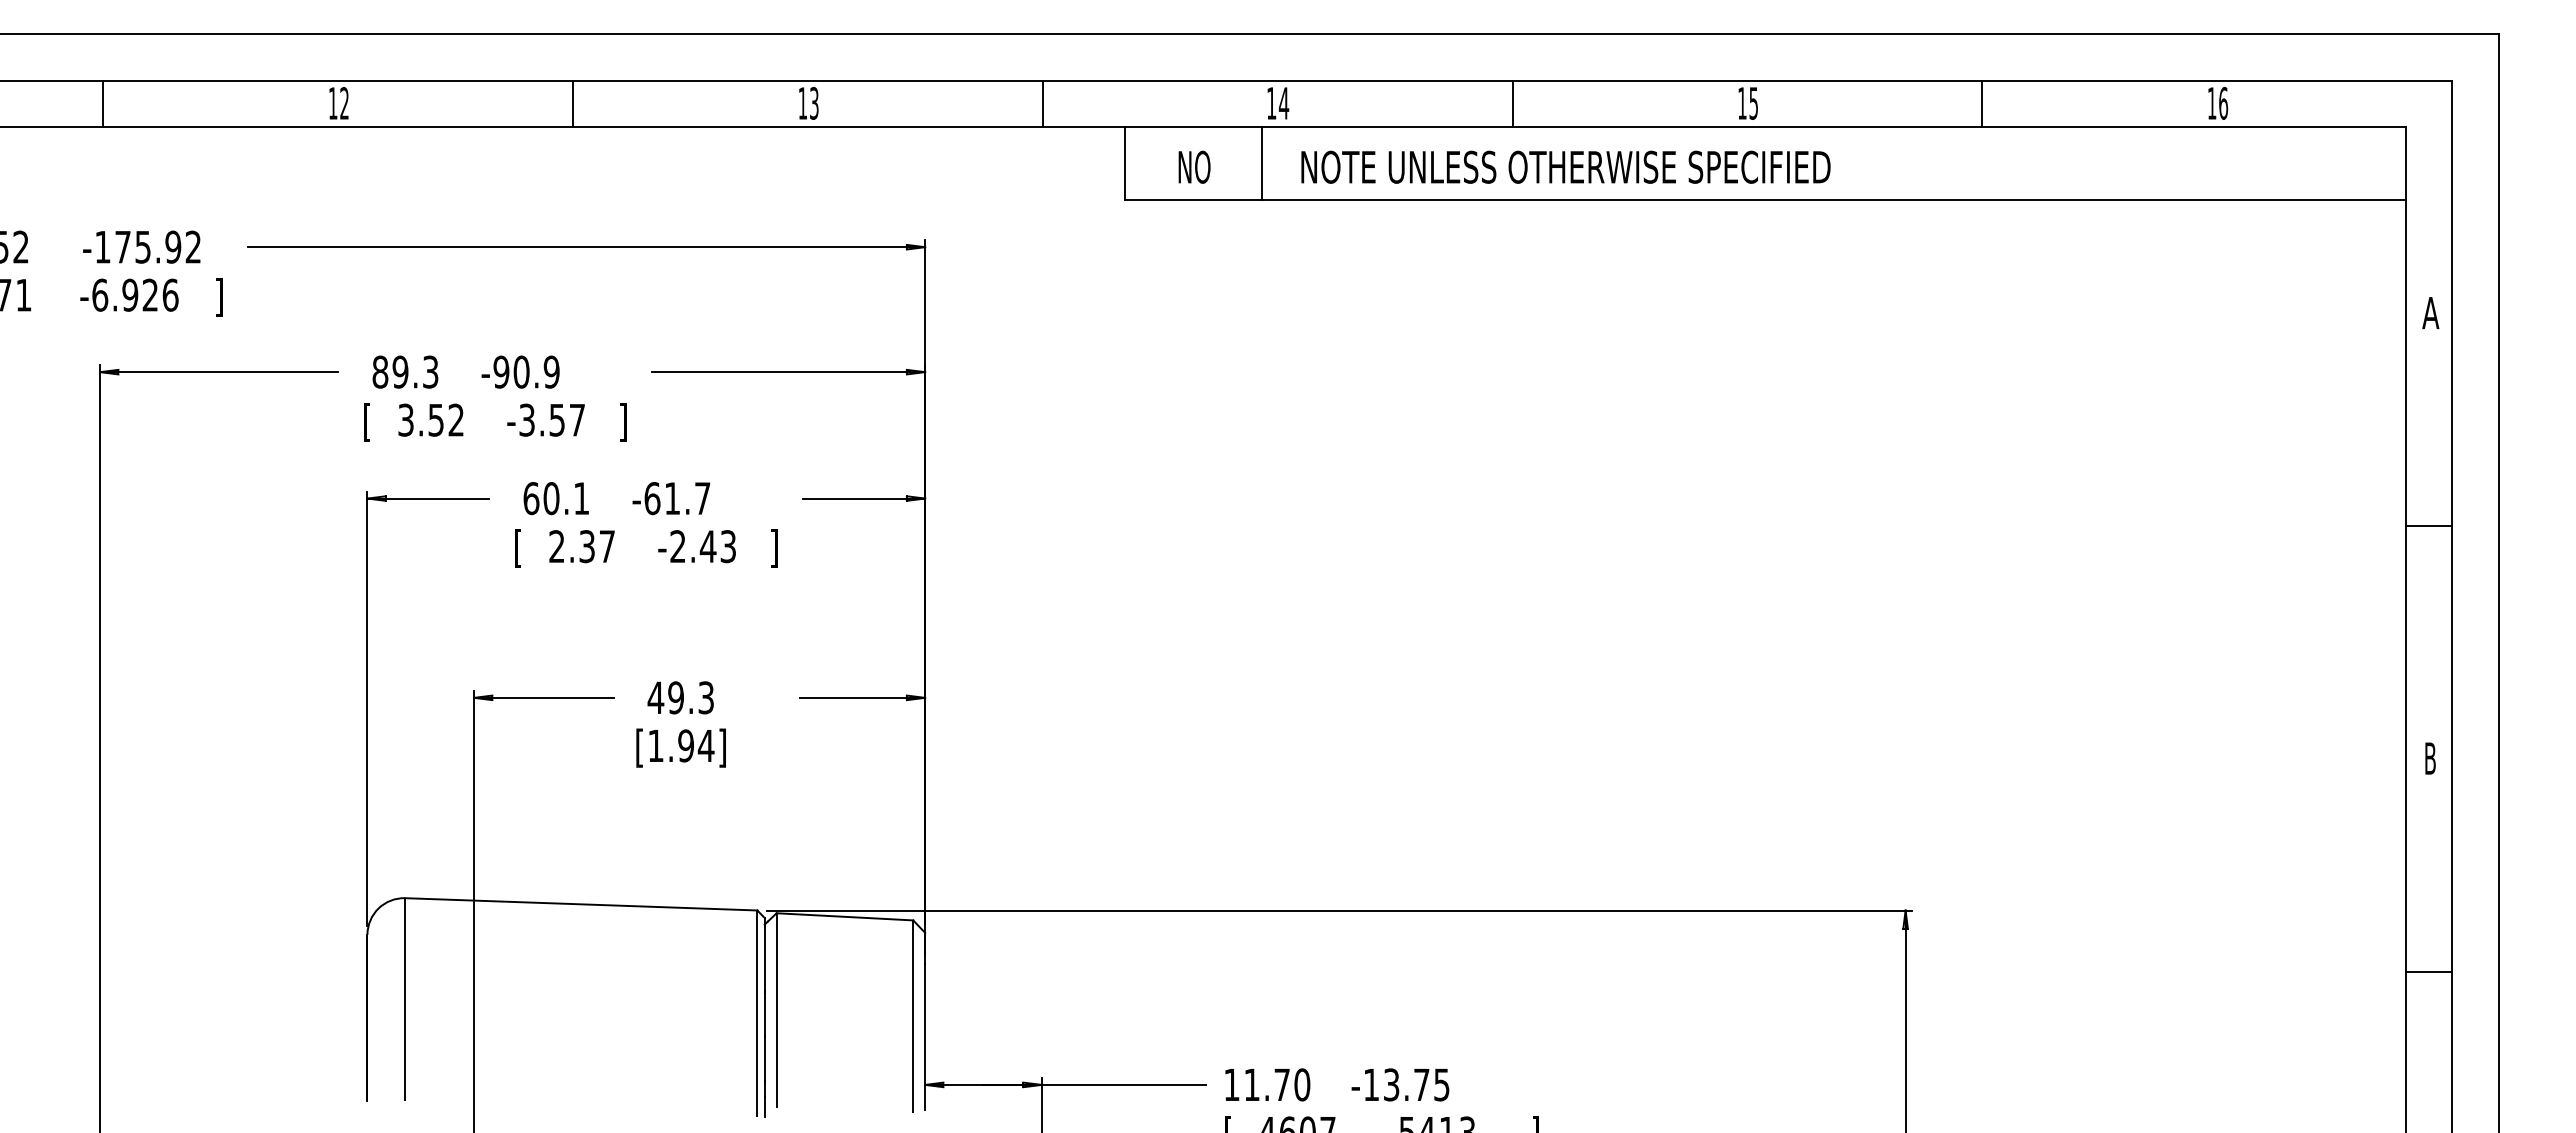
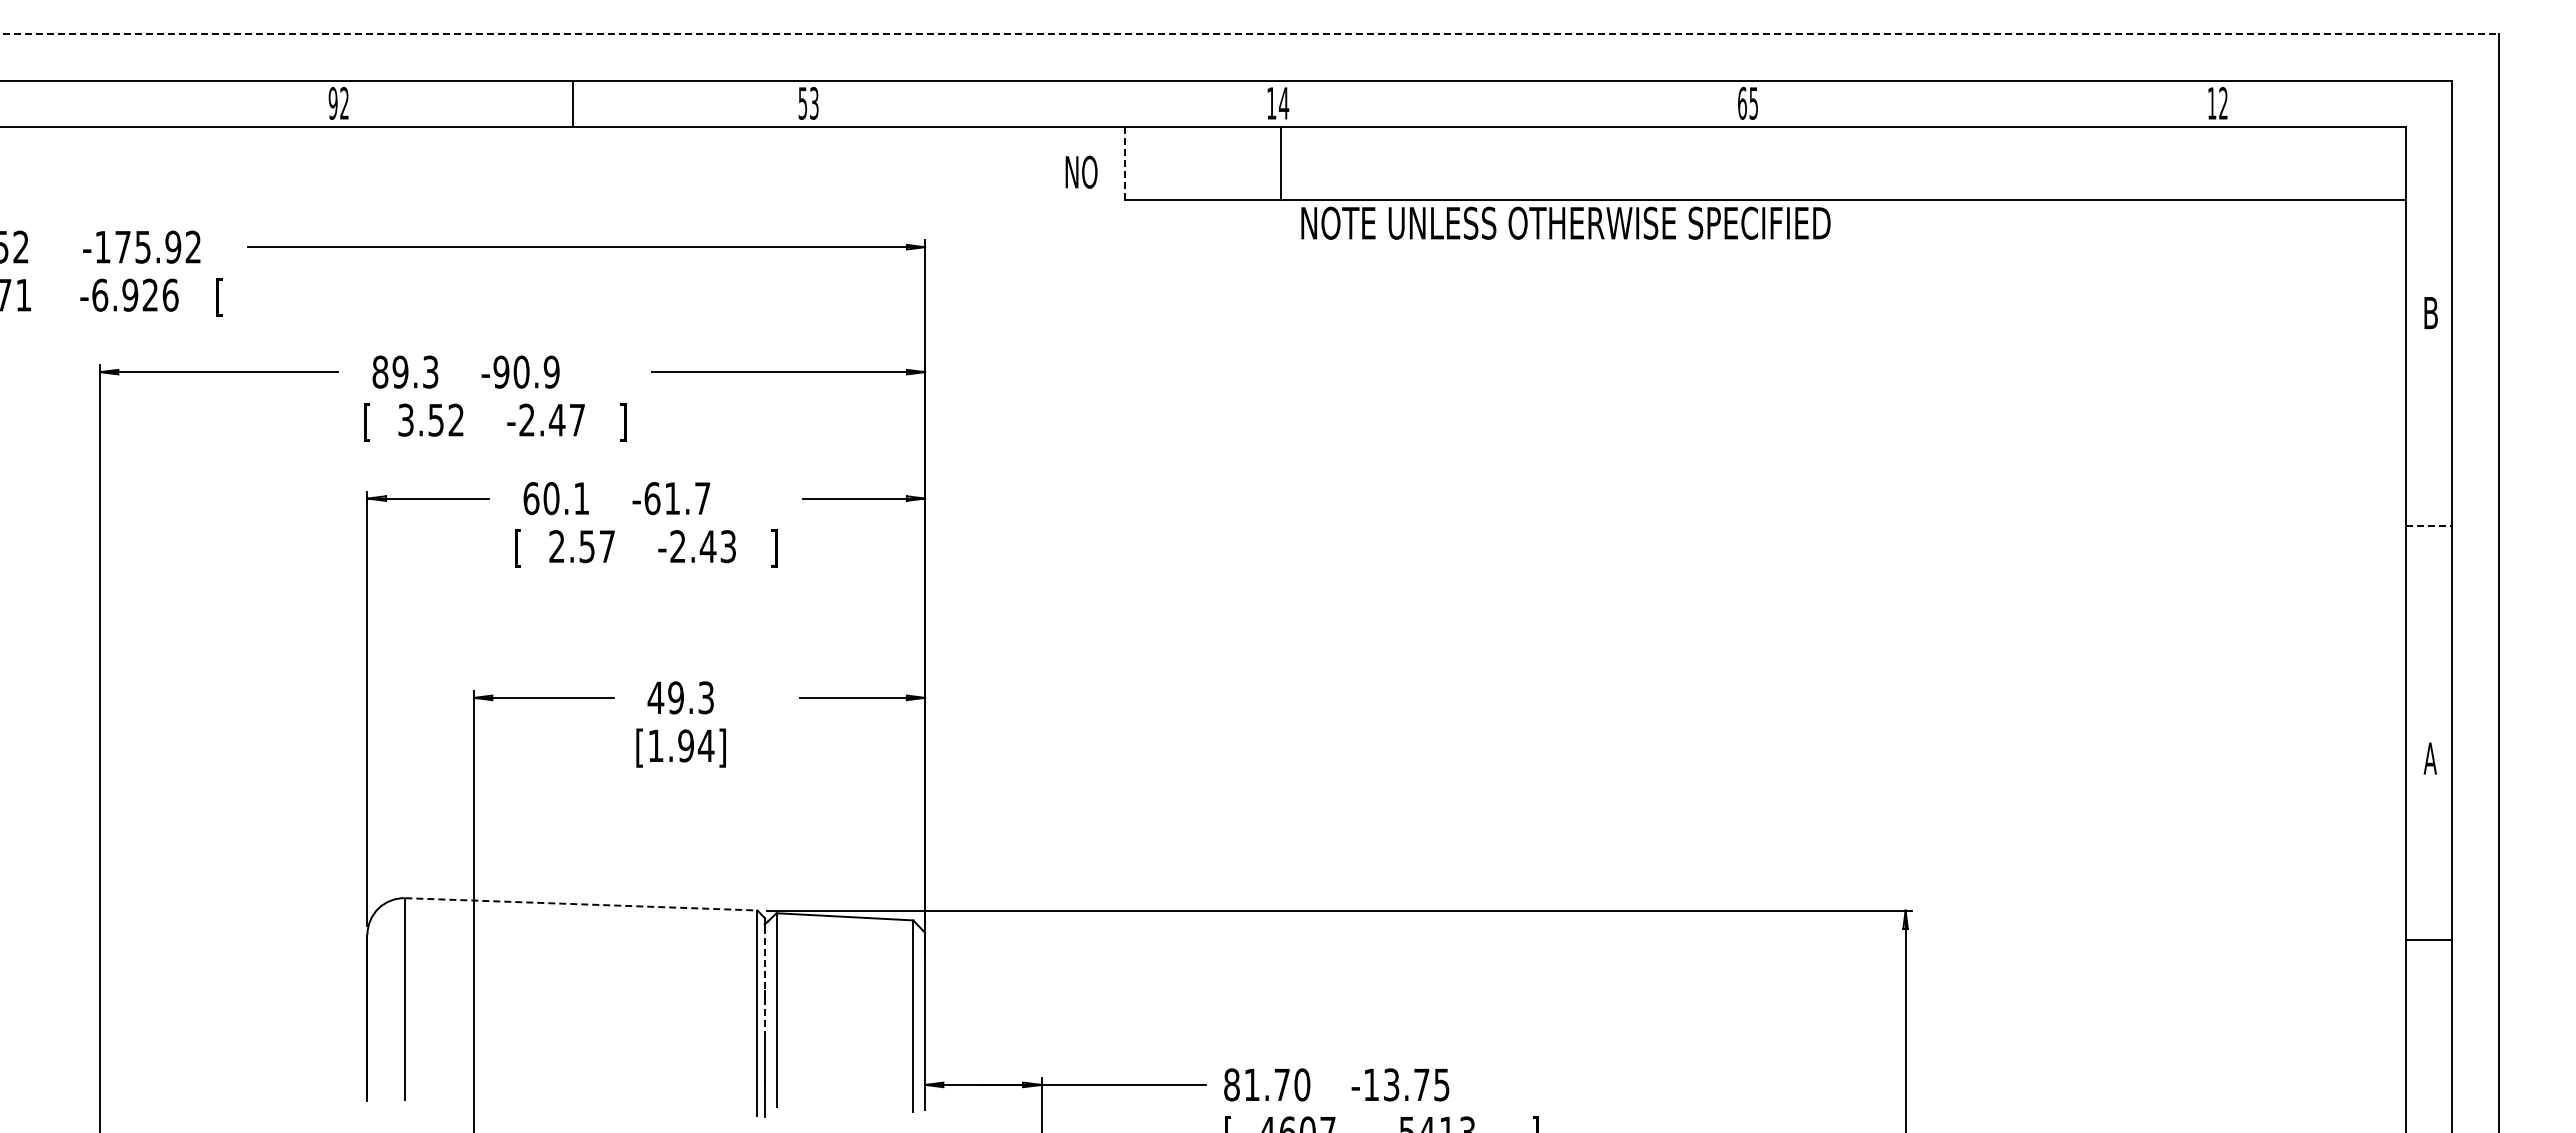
line: solid -> dashed (1250, 34)
text: 15 -> 65 (1742, 102)
text: 16 -> 12 (2223, 102)
line: present -> none (103, 103)
text: 12 -> 92 (332, 103)
text: 13 -> 53 (802, 103)
line: present -> none (1042, 103)
line: present -> none (1512, 103)
line: present -> none (1982, 103)
line position: (1261, 162) -> (1280, 162) (1280, 162)
line: solid -> dashed (1124, 163)
text position: (1194, 166) -> (1081, 171) (1081, 171)
text position: (1565, 166) -> (1565, 222) (1565, 222)
text: ] -> [ (219, 297)
text: A -> B (2430, 313)
text: -3.57 -> -2.47 (542, 420)
line: solid -> dashed (2429, 526)
text: 2.37 -> 2.57 (587, 546)
text: B -> A (2429, 758)
line: solid -> dashed (581, 904)
line: solid -> dashed (764, 959)
line position: (2429, 971) -> (2429, 939) (2429, 939)
line: solid -> dashed (764, 1016)
text: 11.70 -> 81.70 (1231, 1084)
